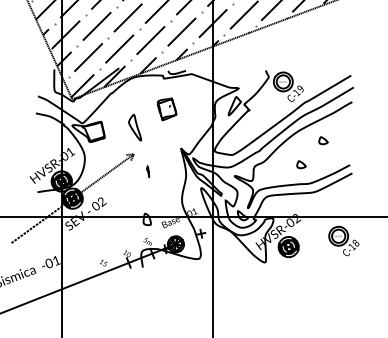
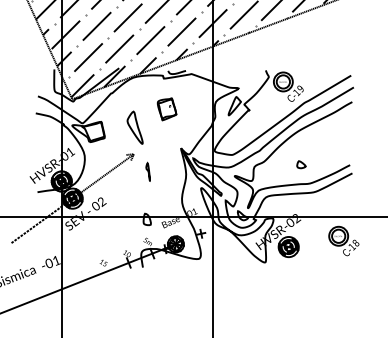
part size: 15x28 px -> 18x35 px (134, 127)
part: present -> none (323, 140)
part size: 5x14 px -> 6x21 px (147, 171)
